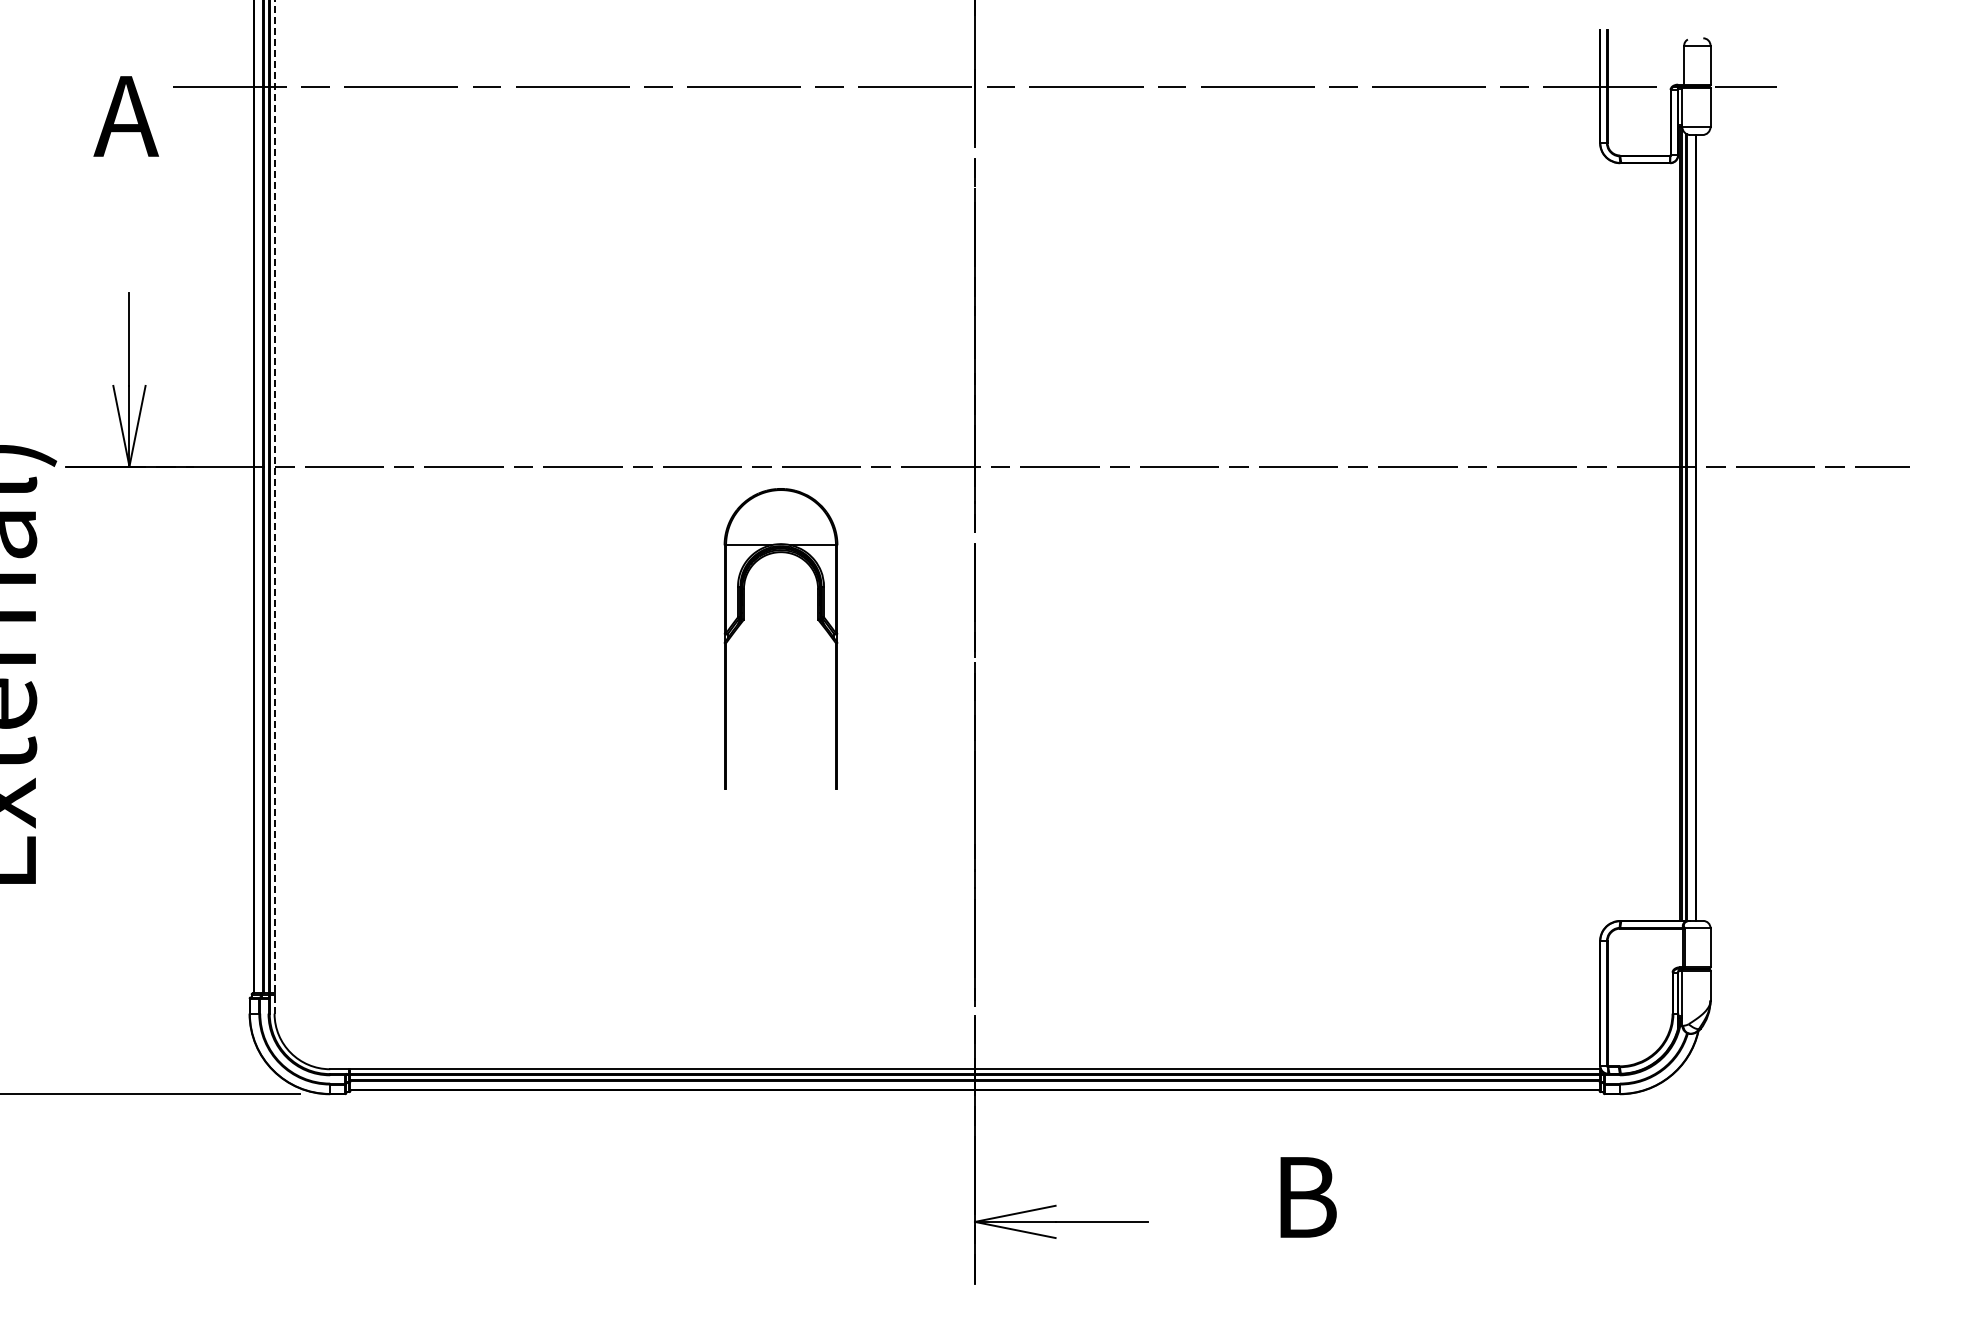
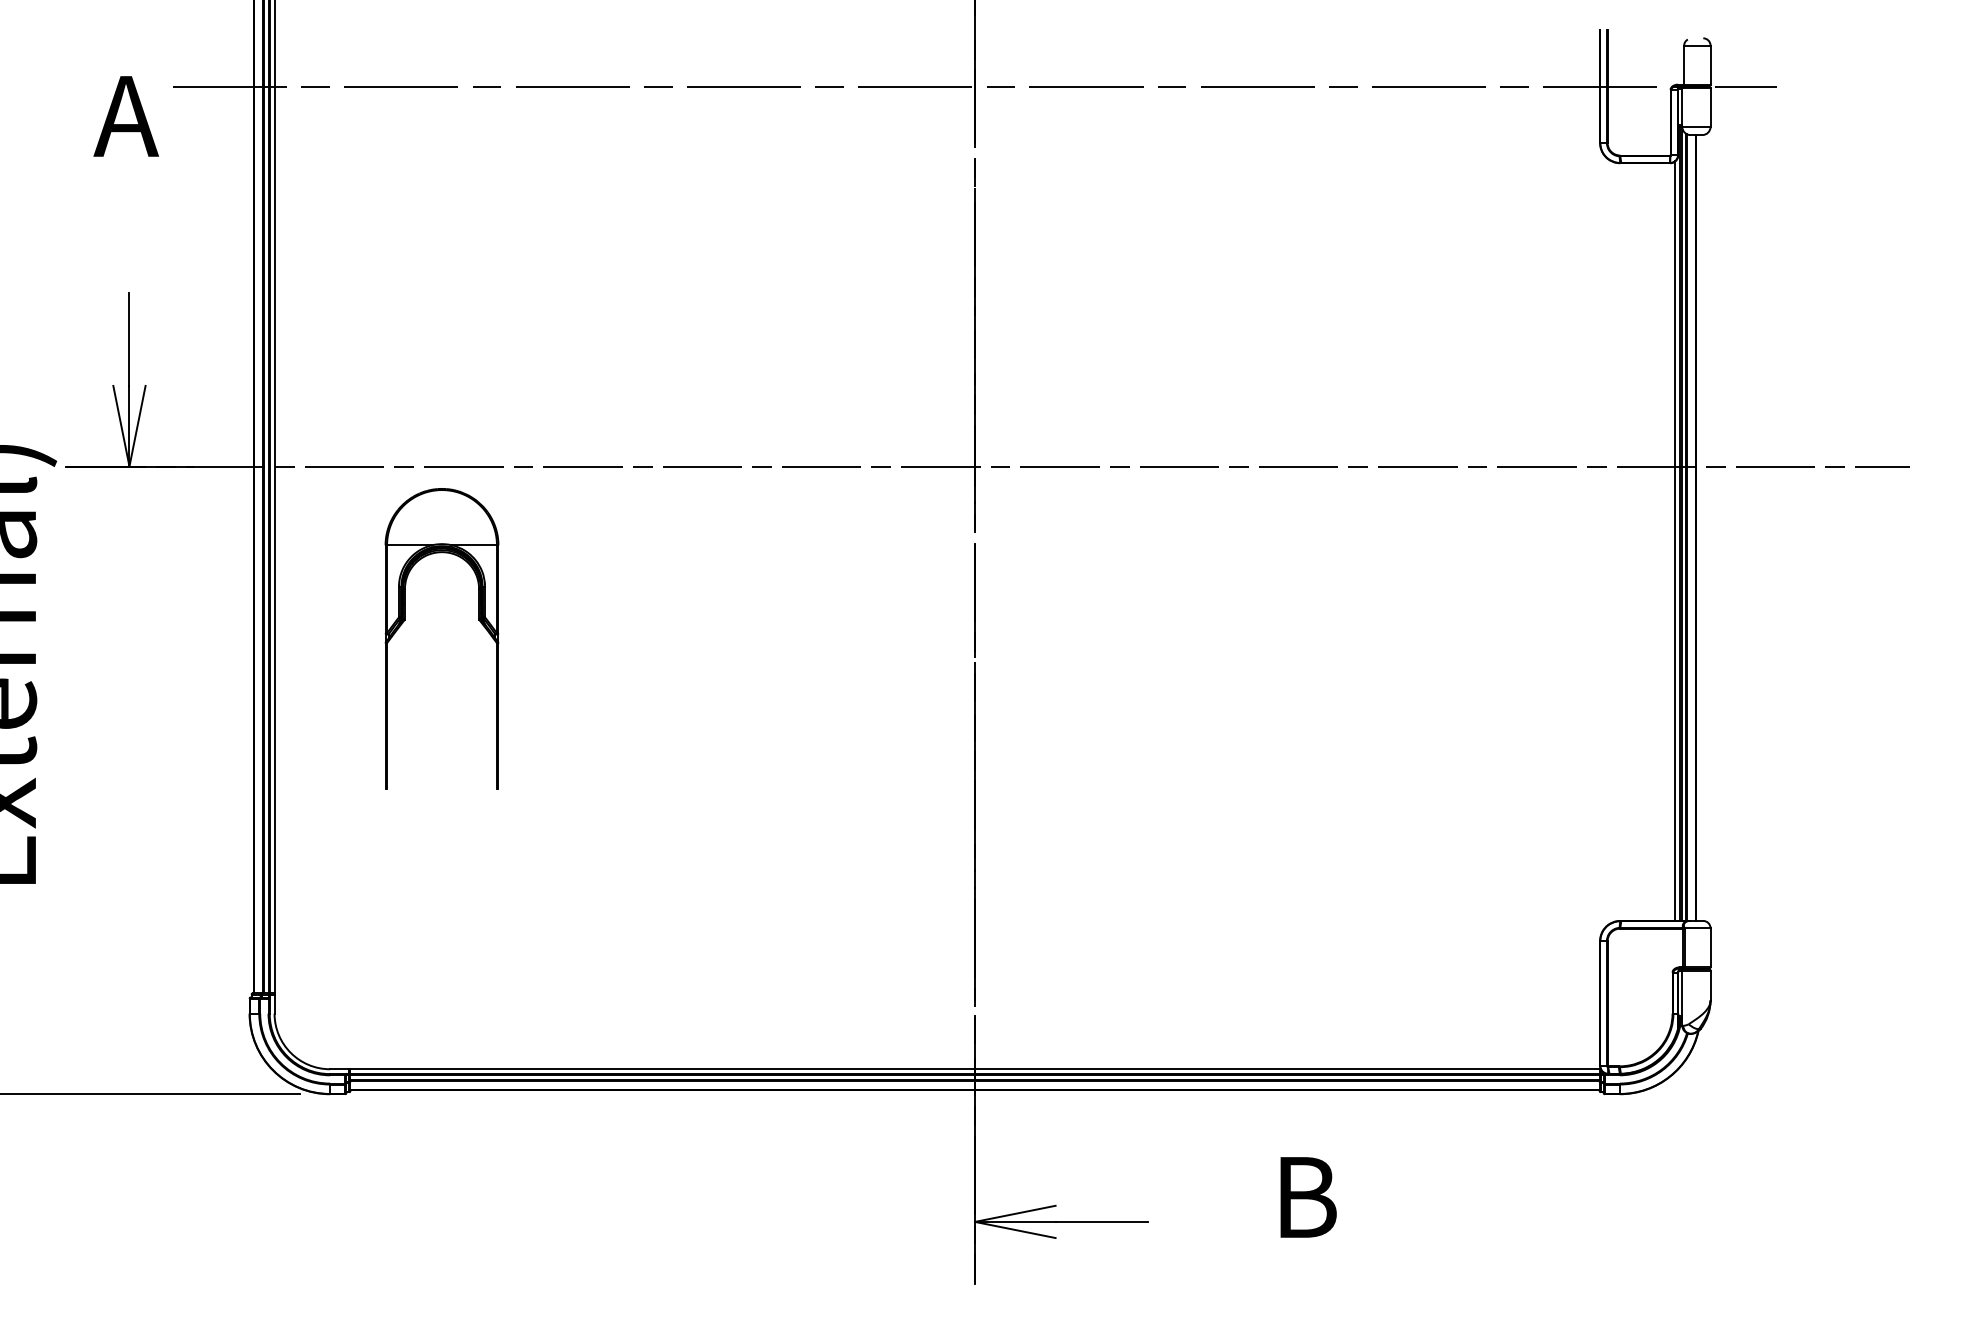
line: dashed -> solid (274, 506)
line: none -> present (1675, 540)
part position: (744, 620) -> (405, 620) (405, 620)
